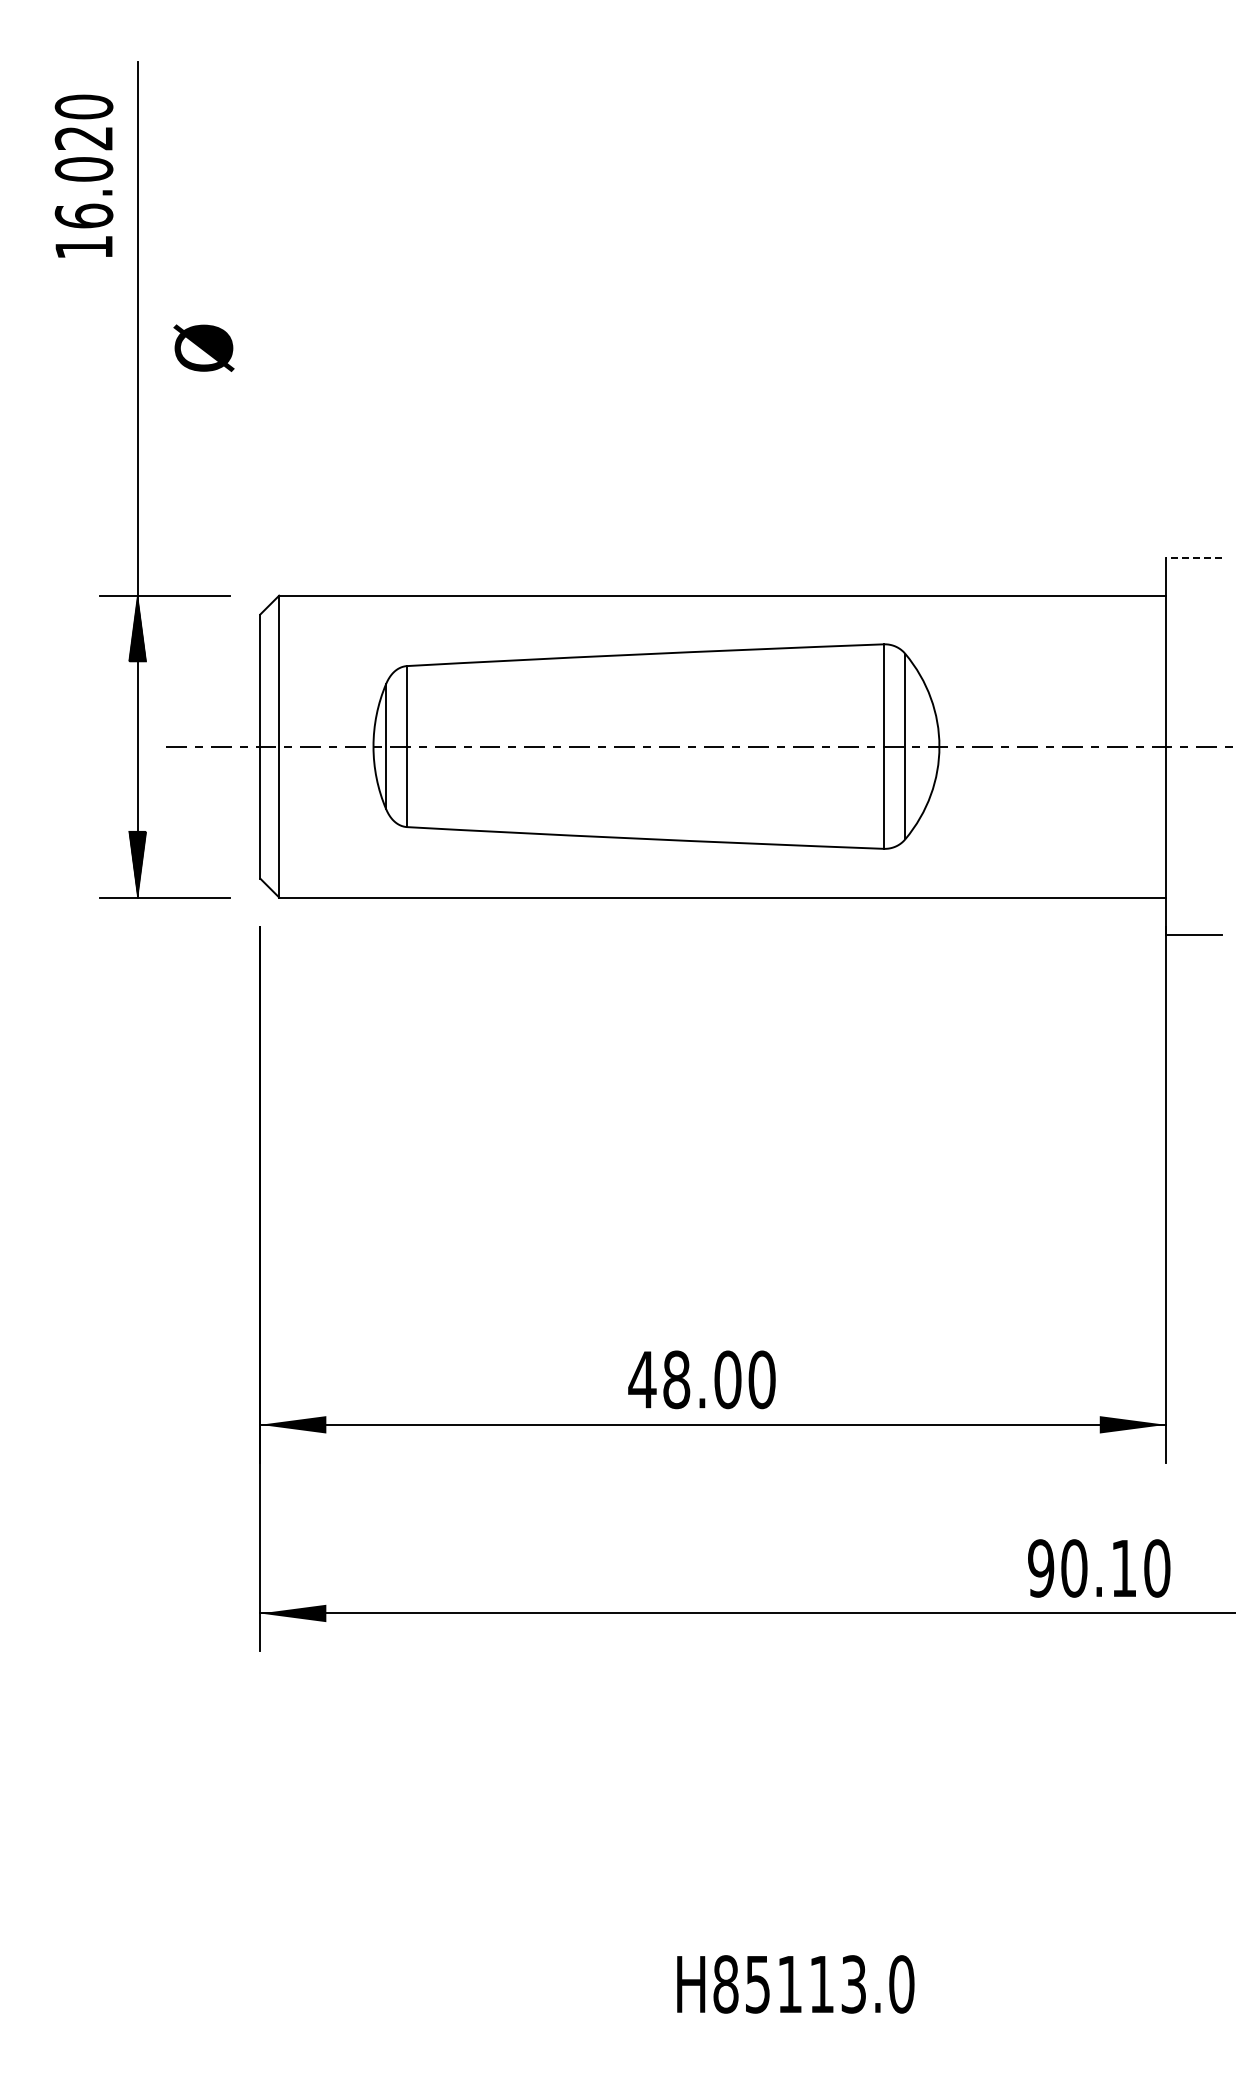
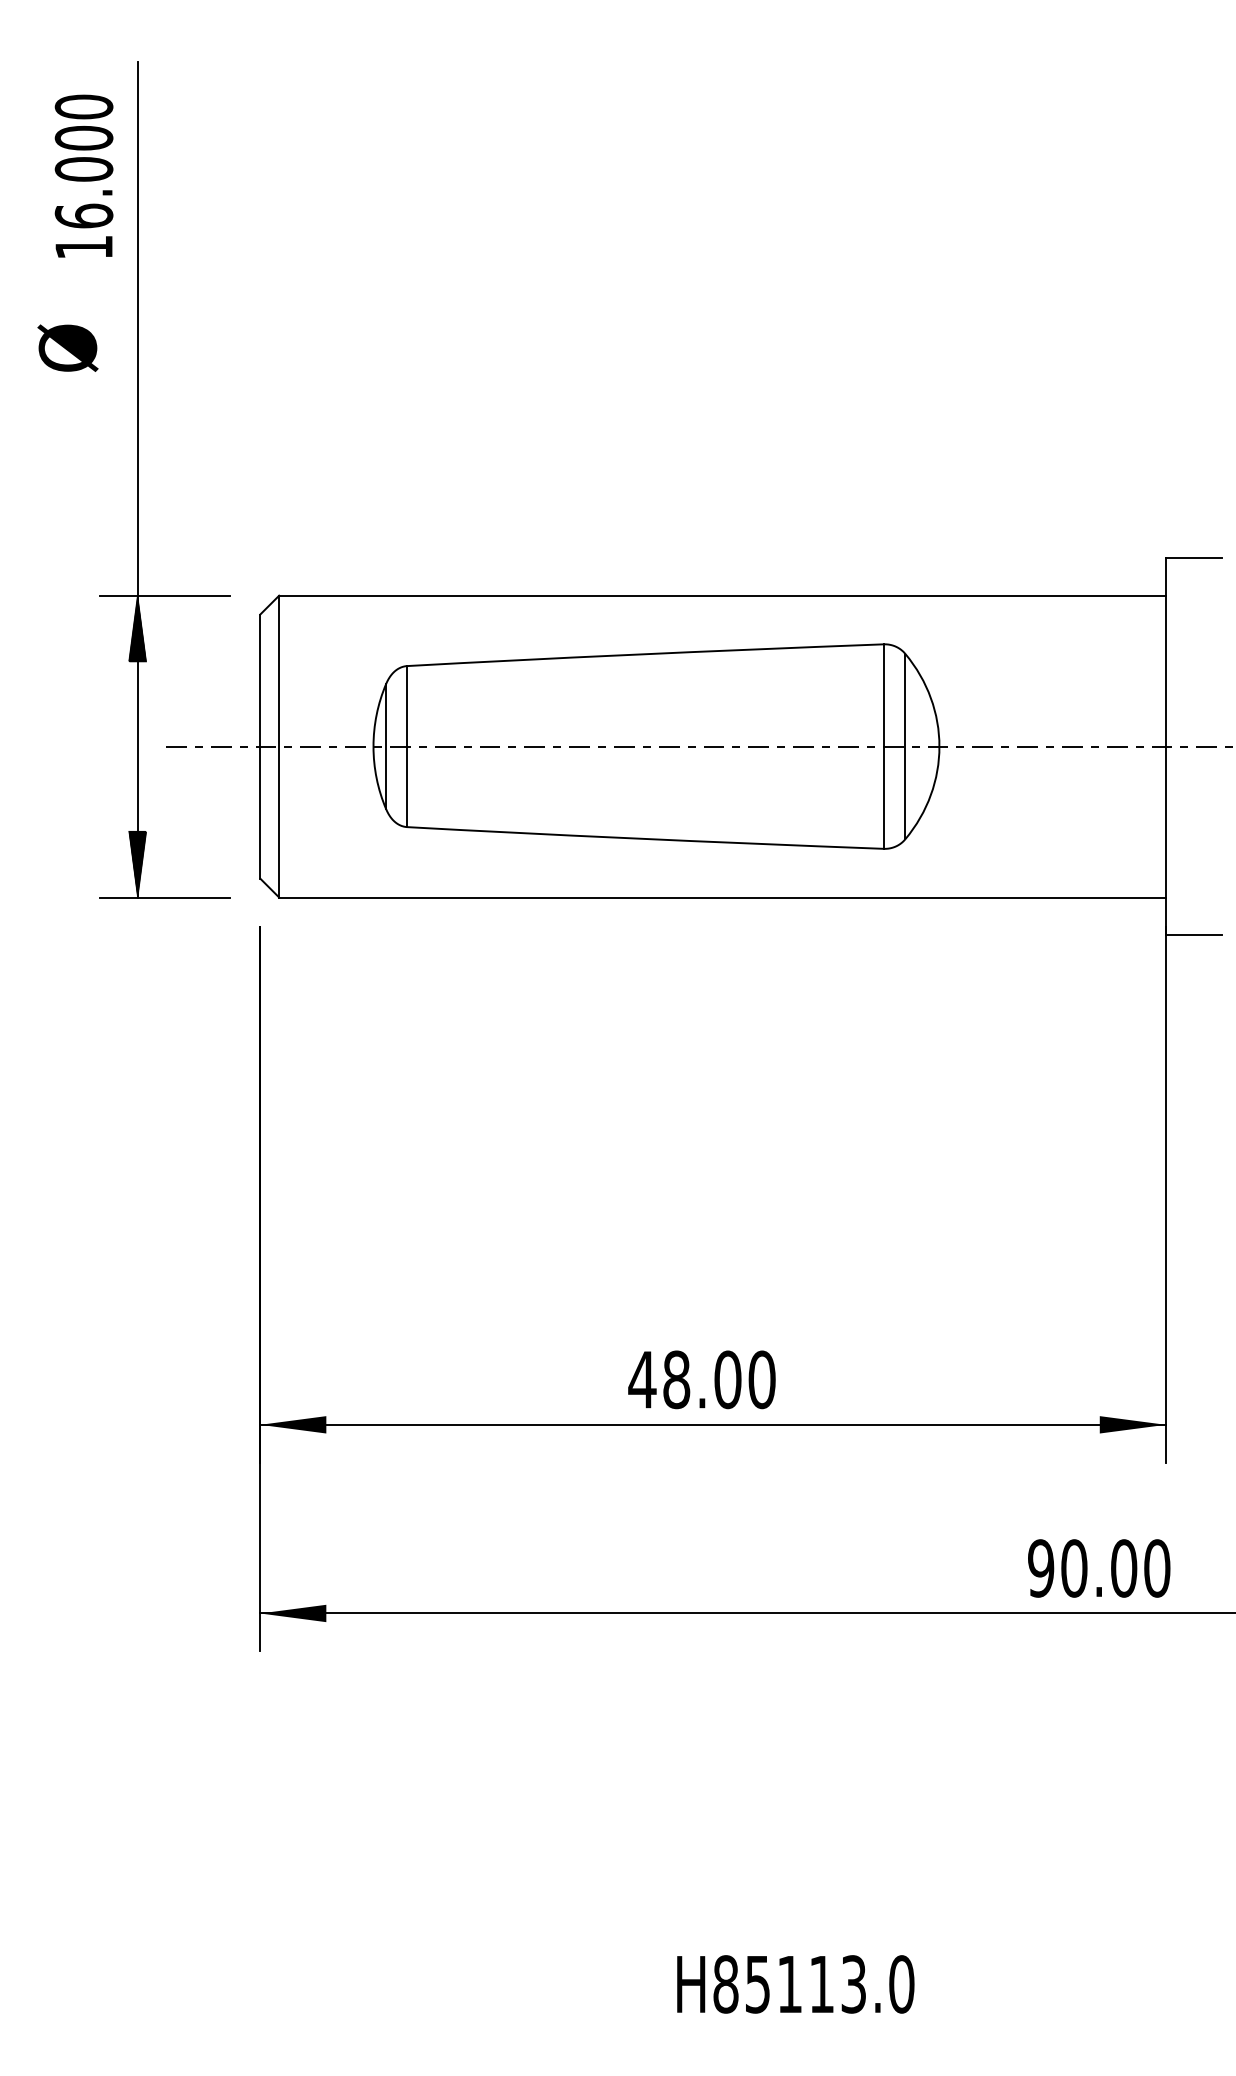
text: 16.020 -> 16.000 (83, 137)
text position: (203, 347) -> (67, 347) (67, 347)
line: dashed -> solid (1193, 557)
text: 90.10 -> 90.00 (1124, 1568)
